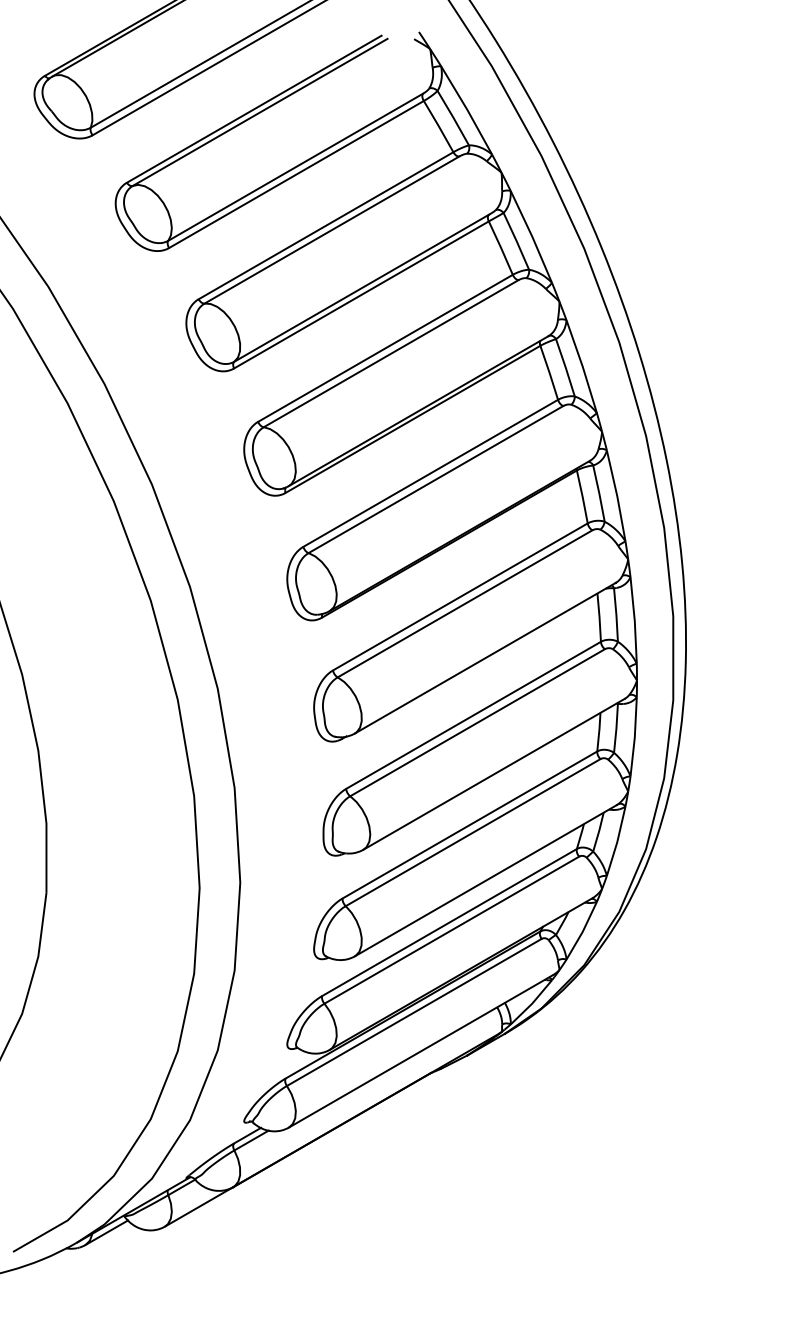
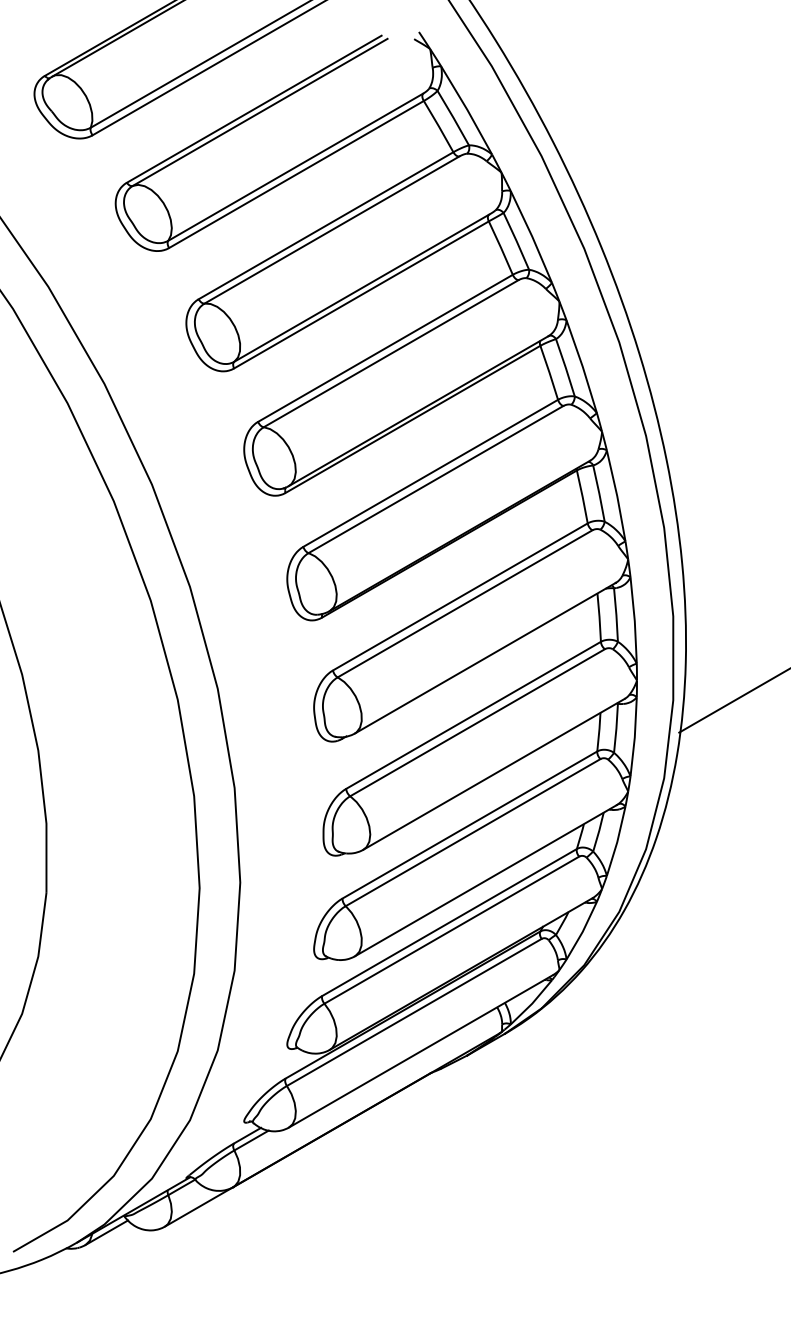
line: none -> present (733, 701)
